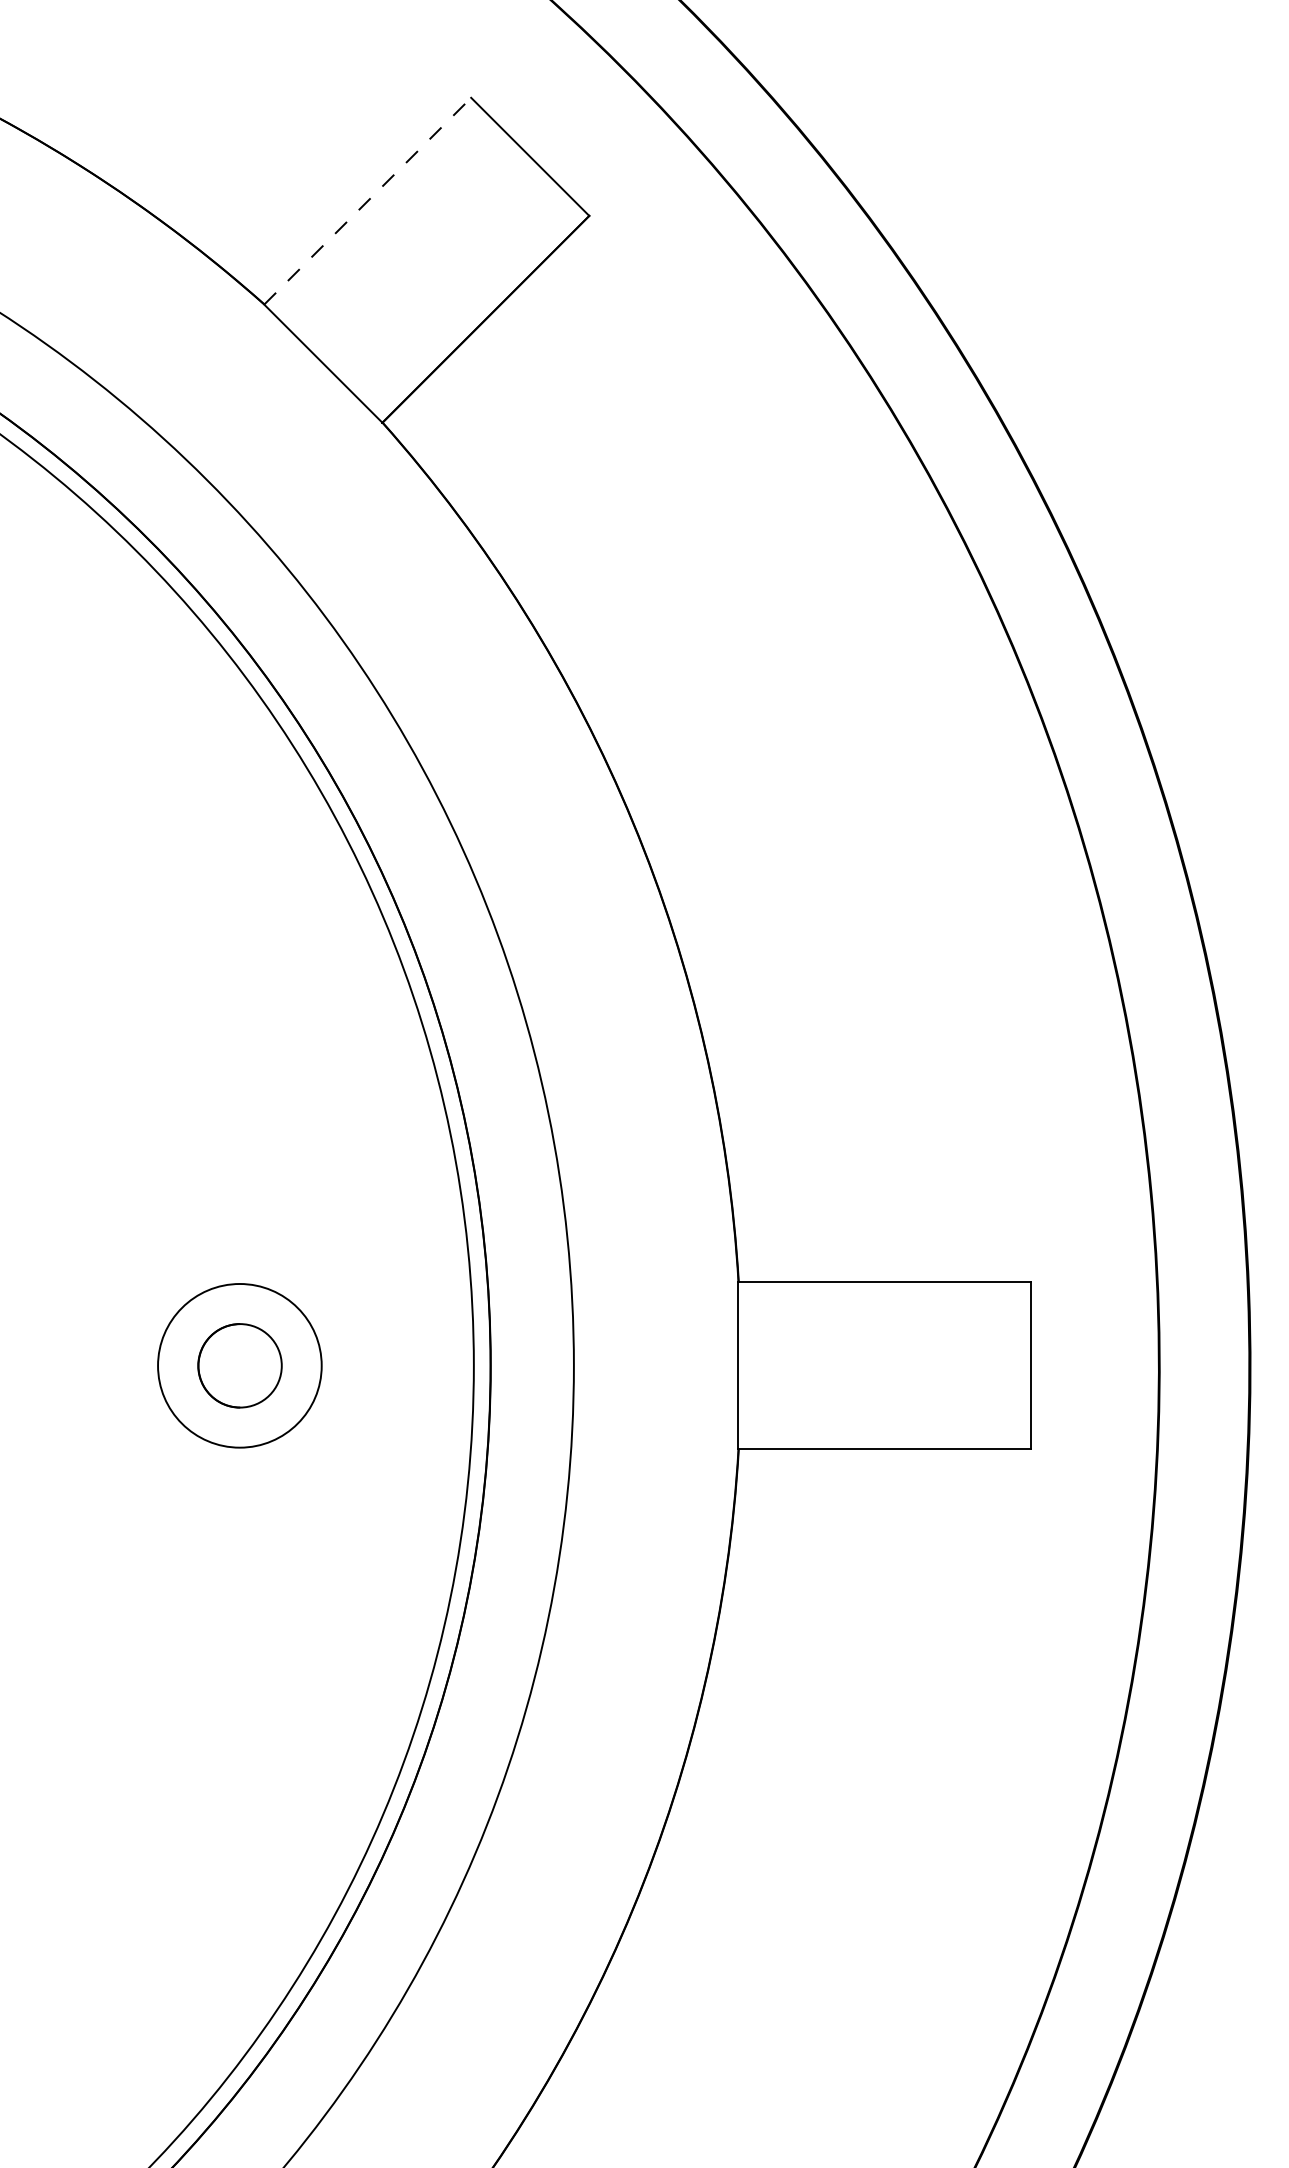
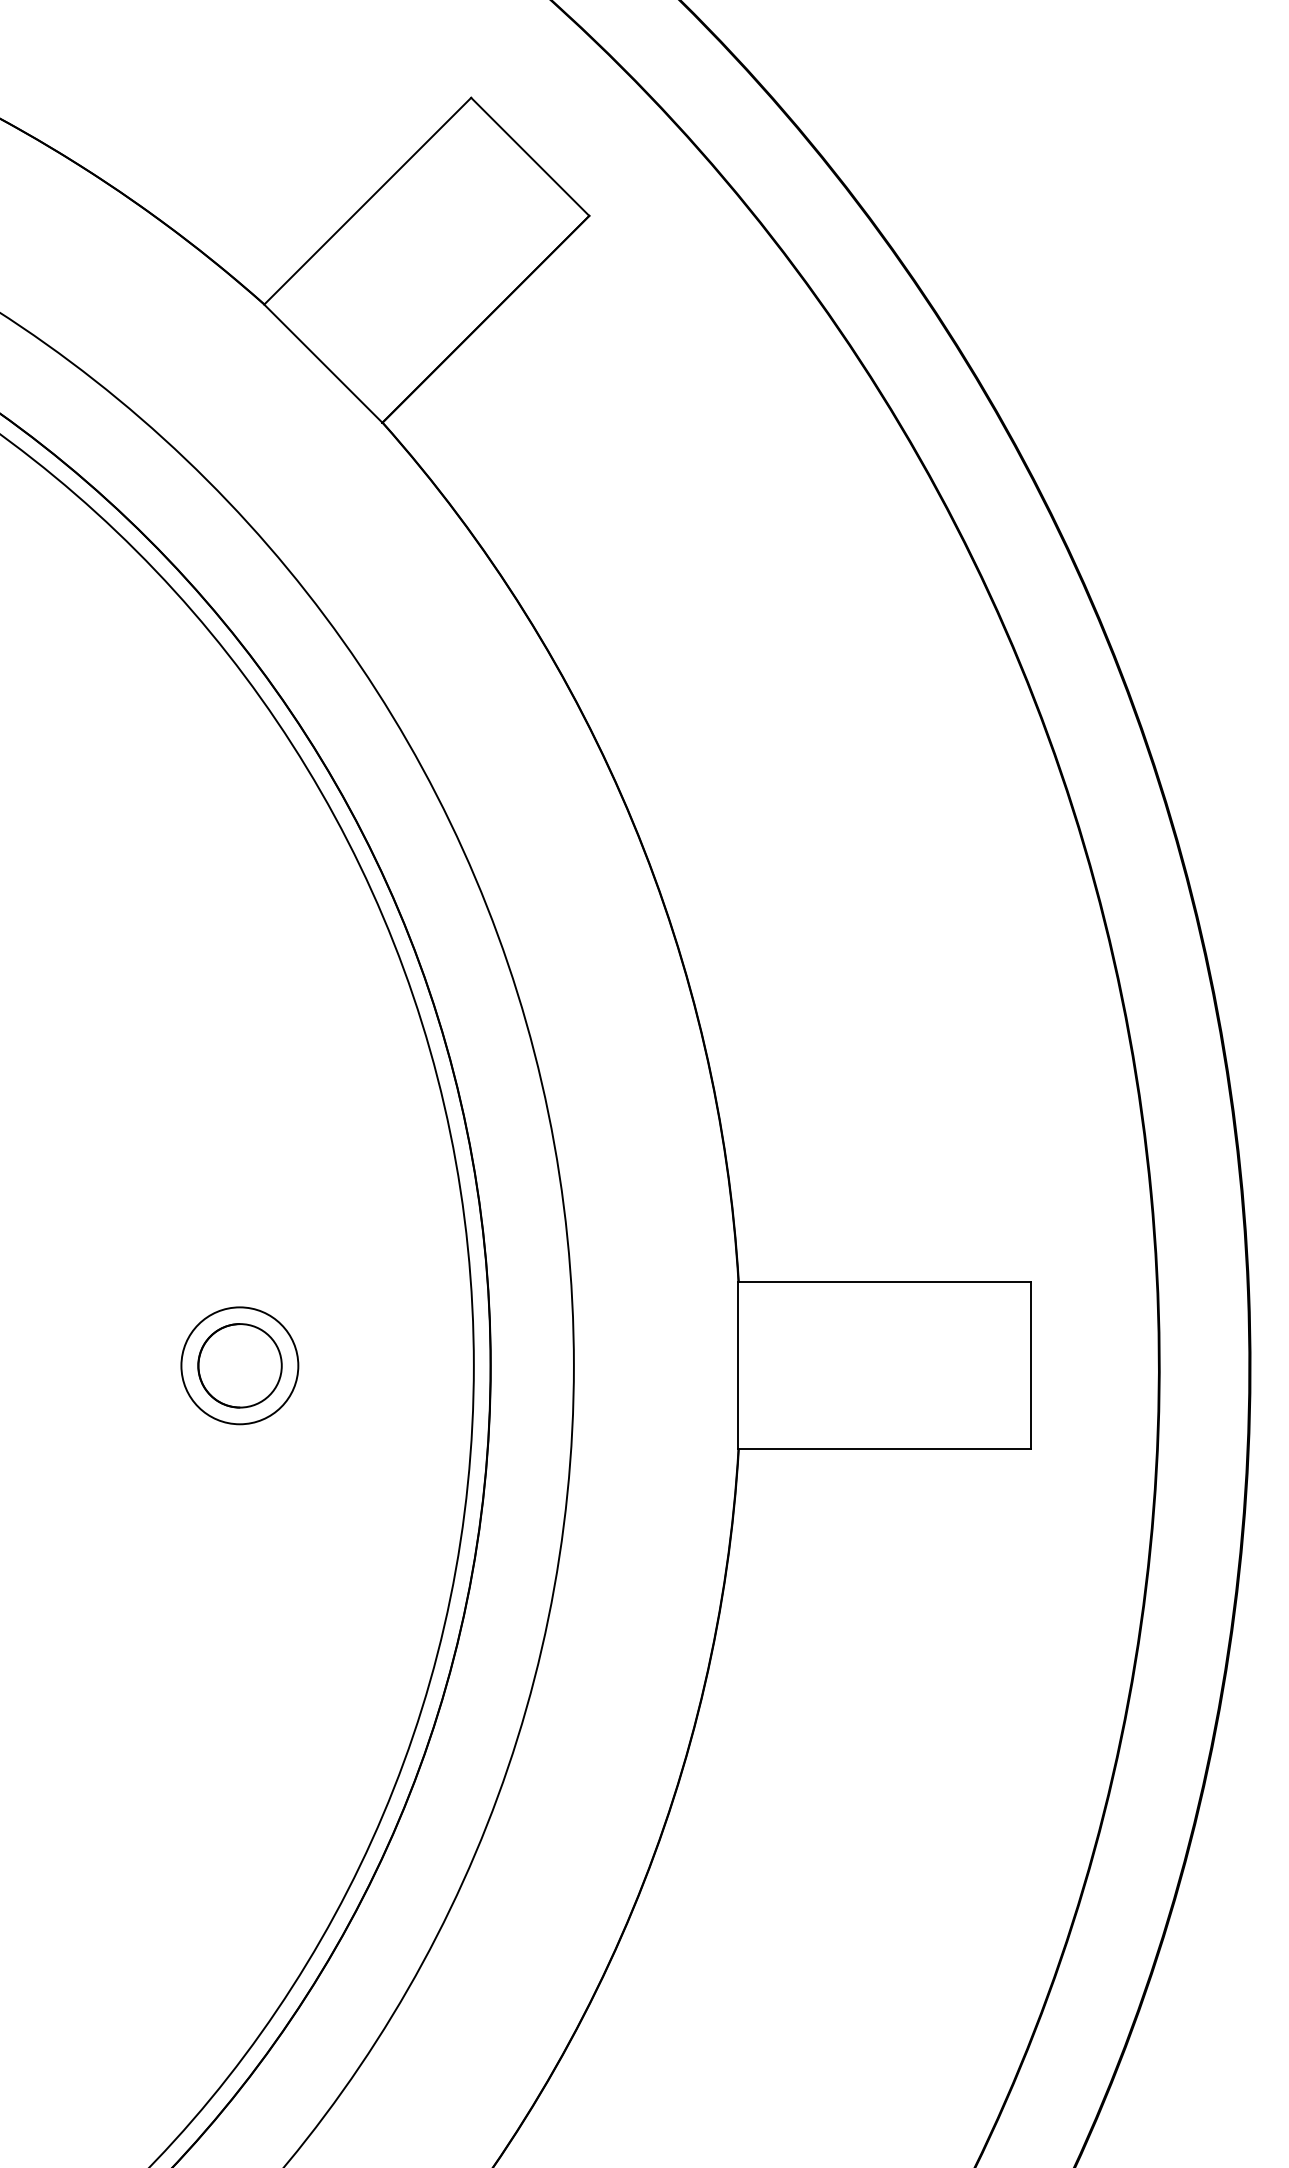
line: dashed -> solid (368, 200)
circle diameter: 164 px -> 117 px (239, 1365)
